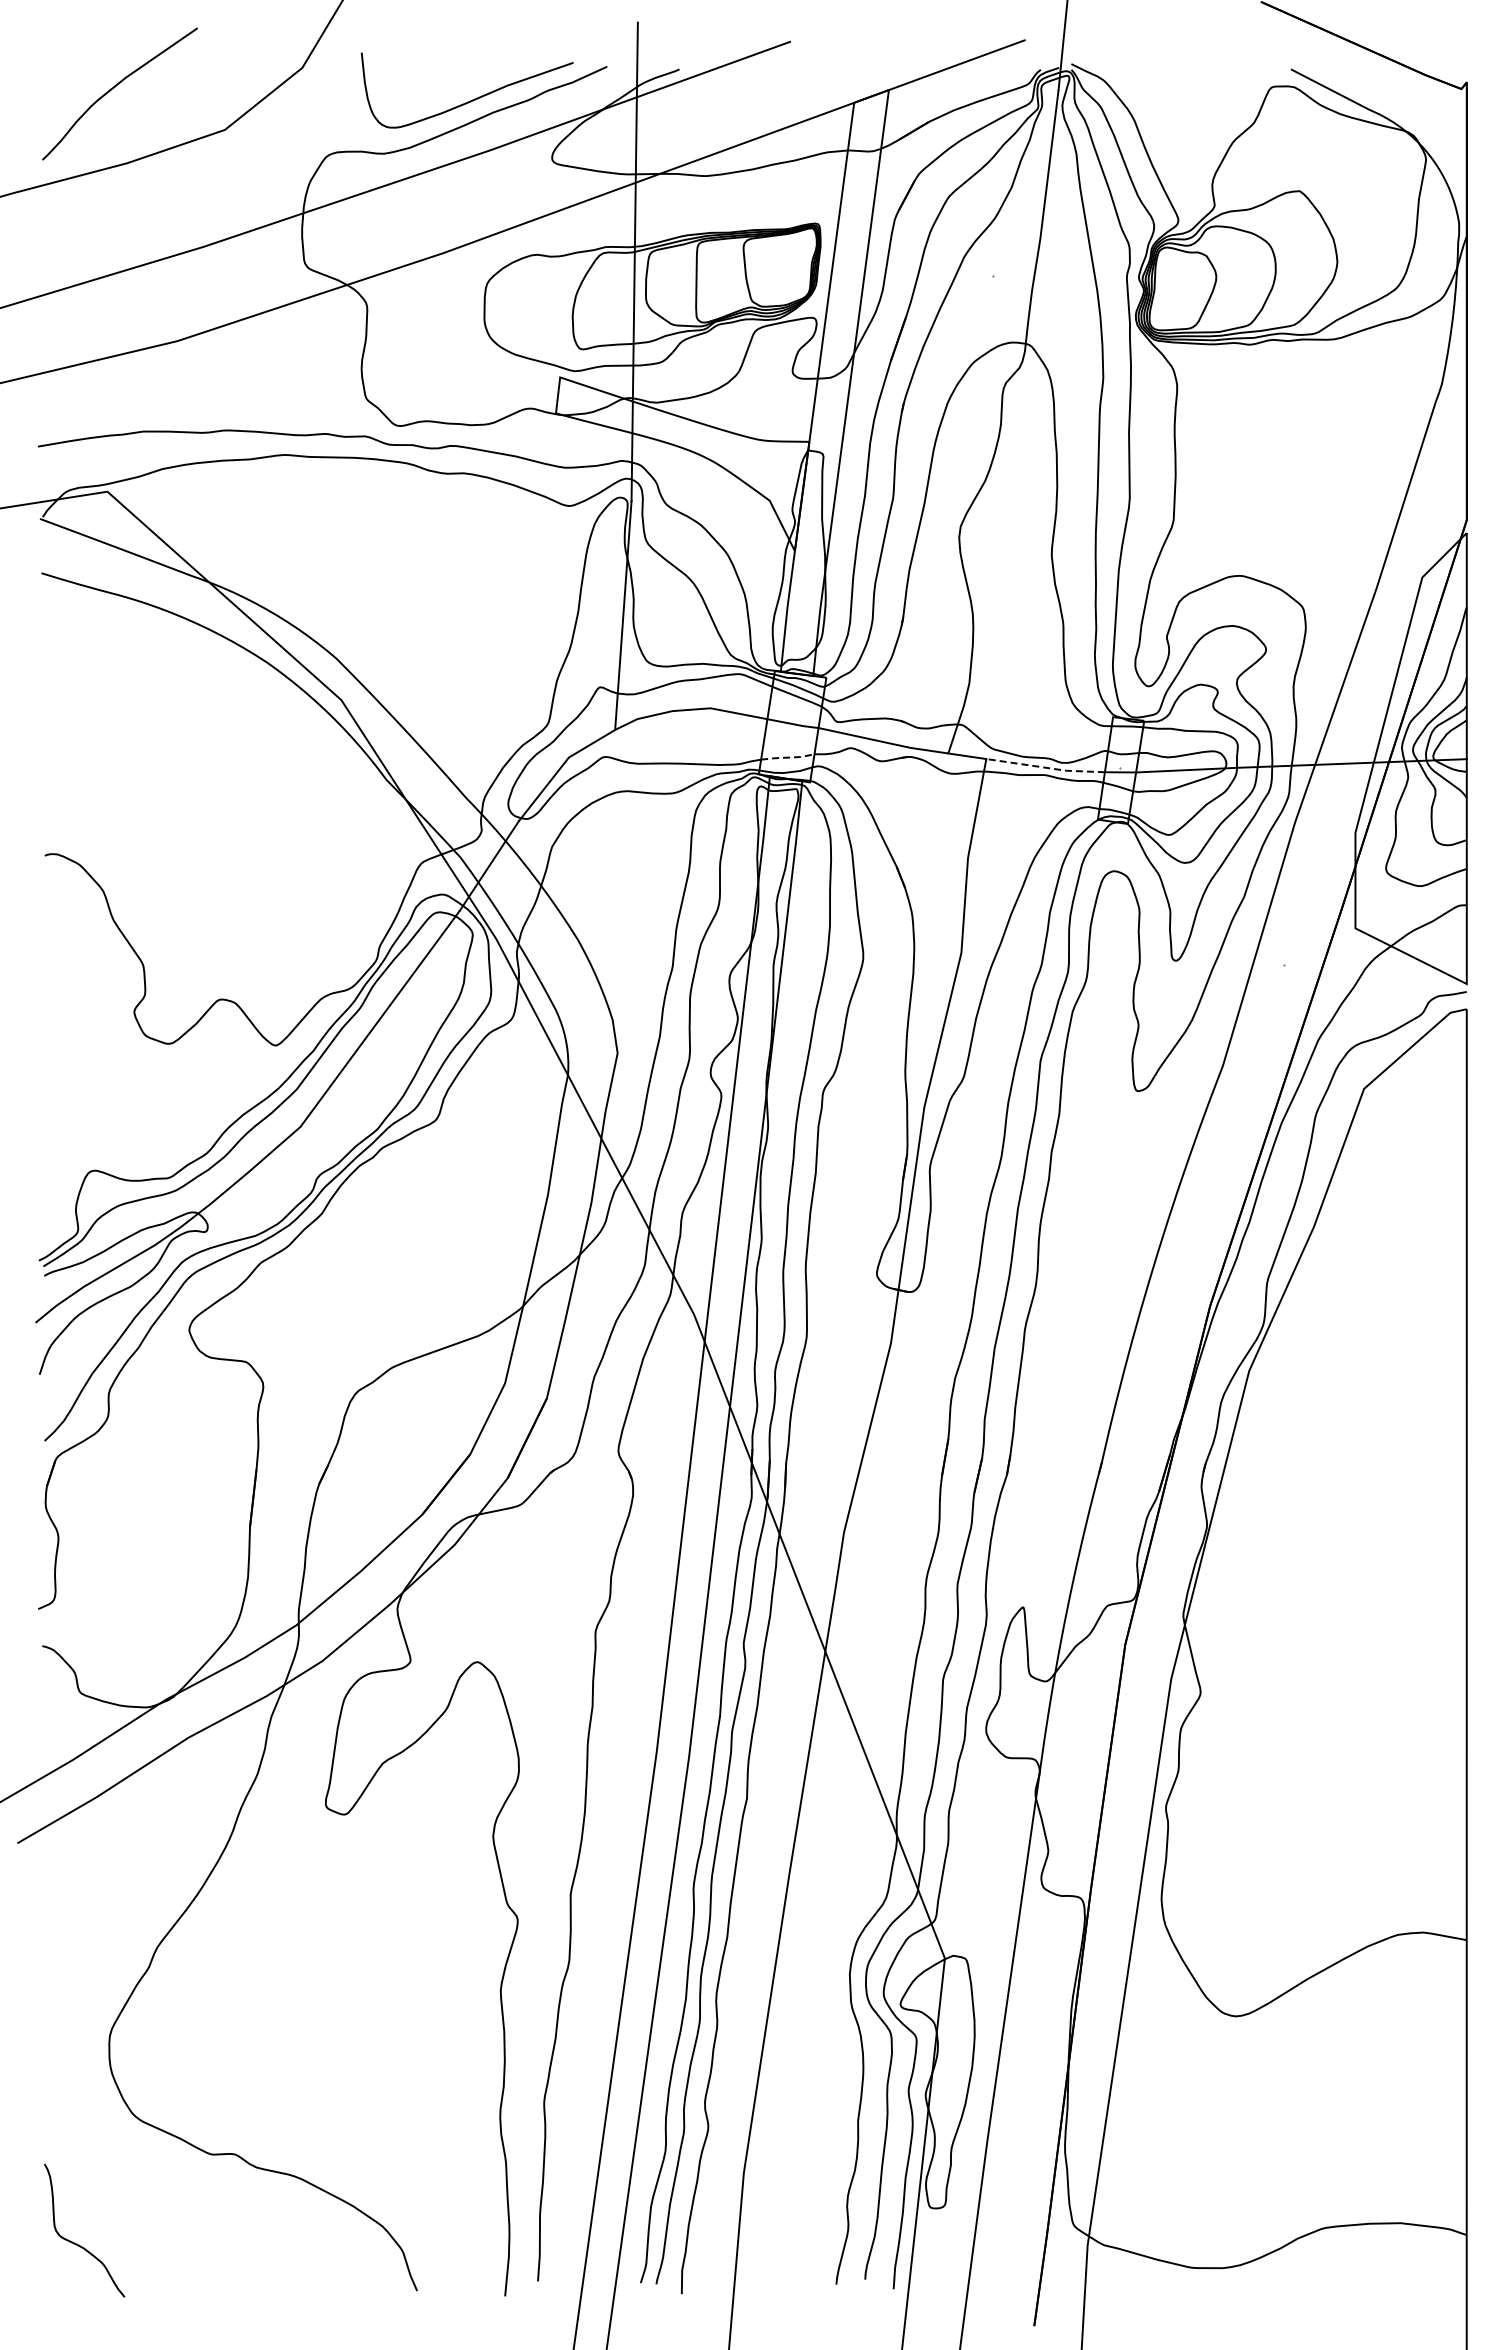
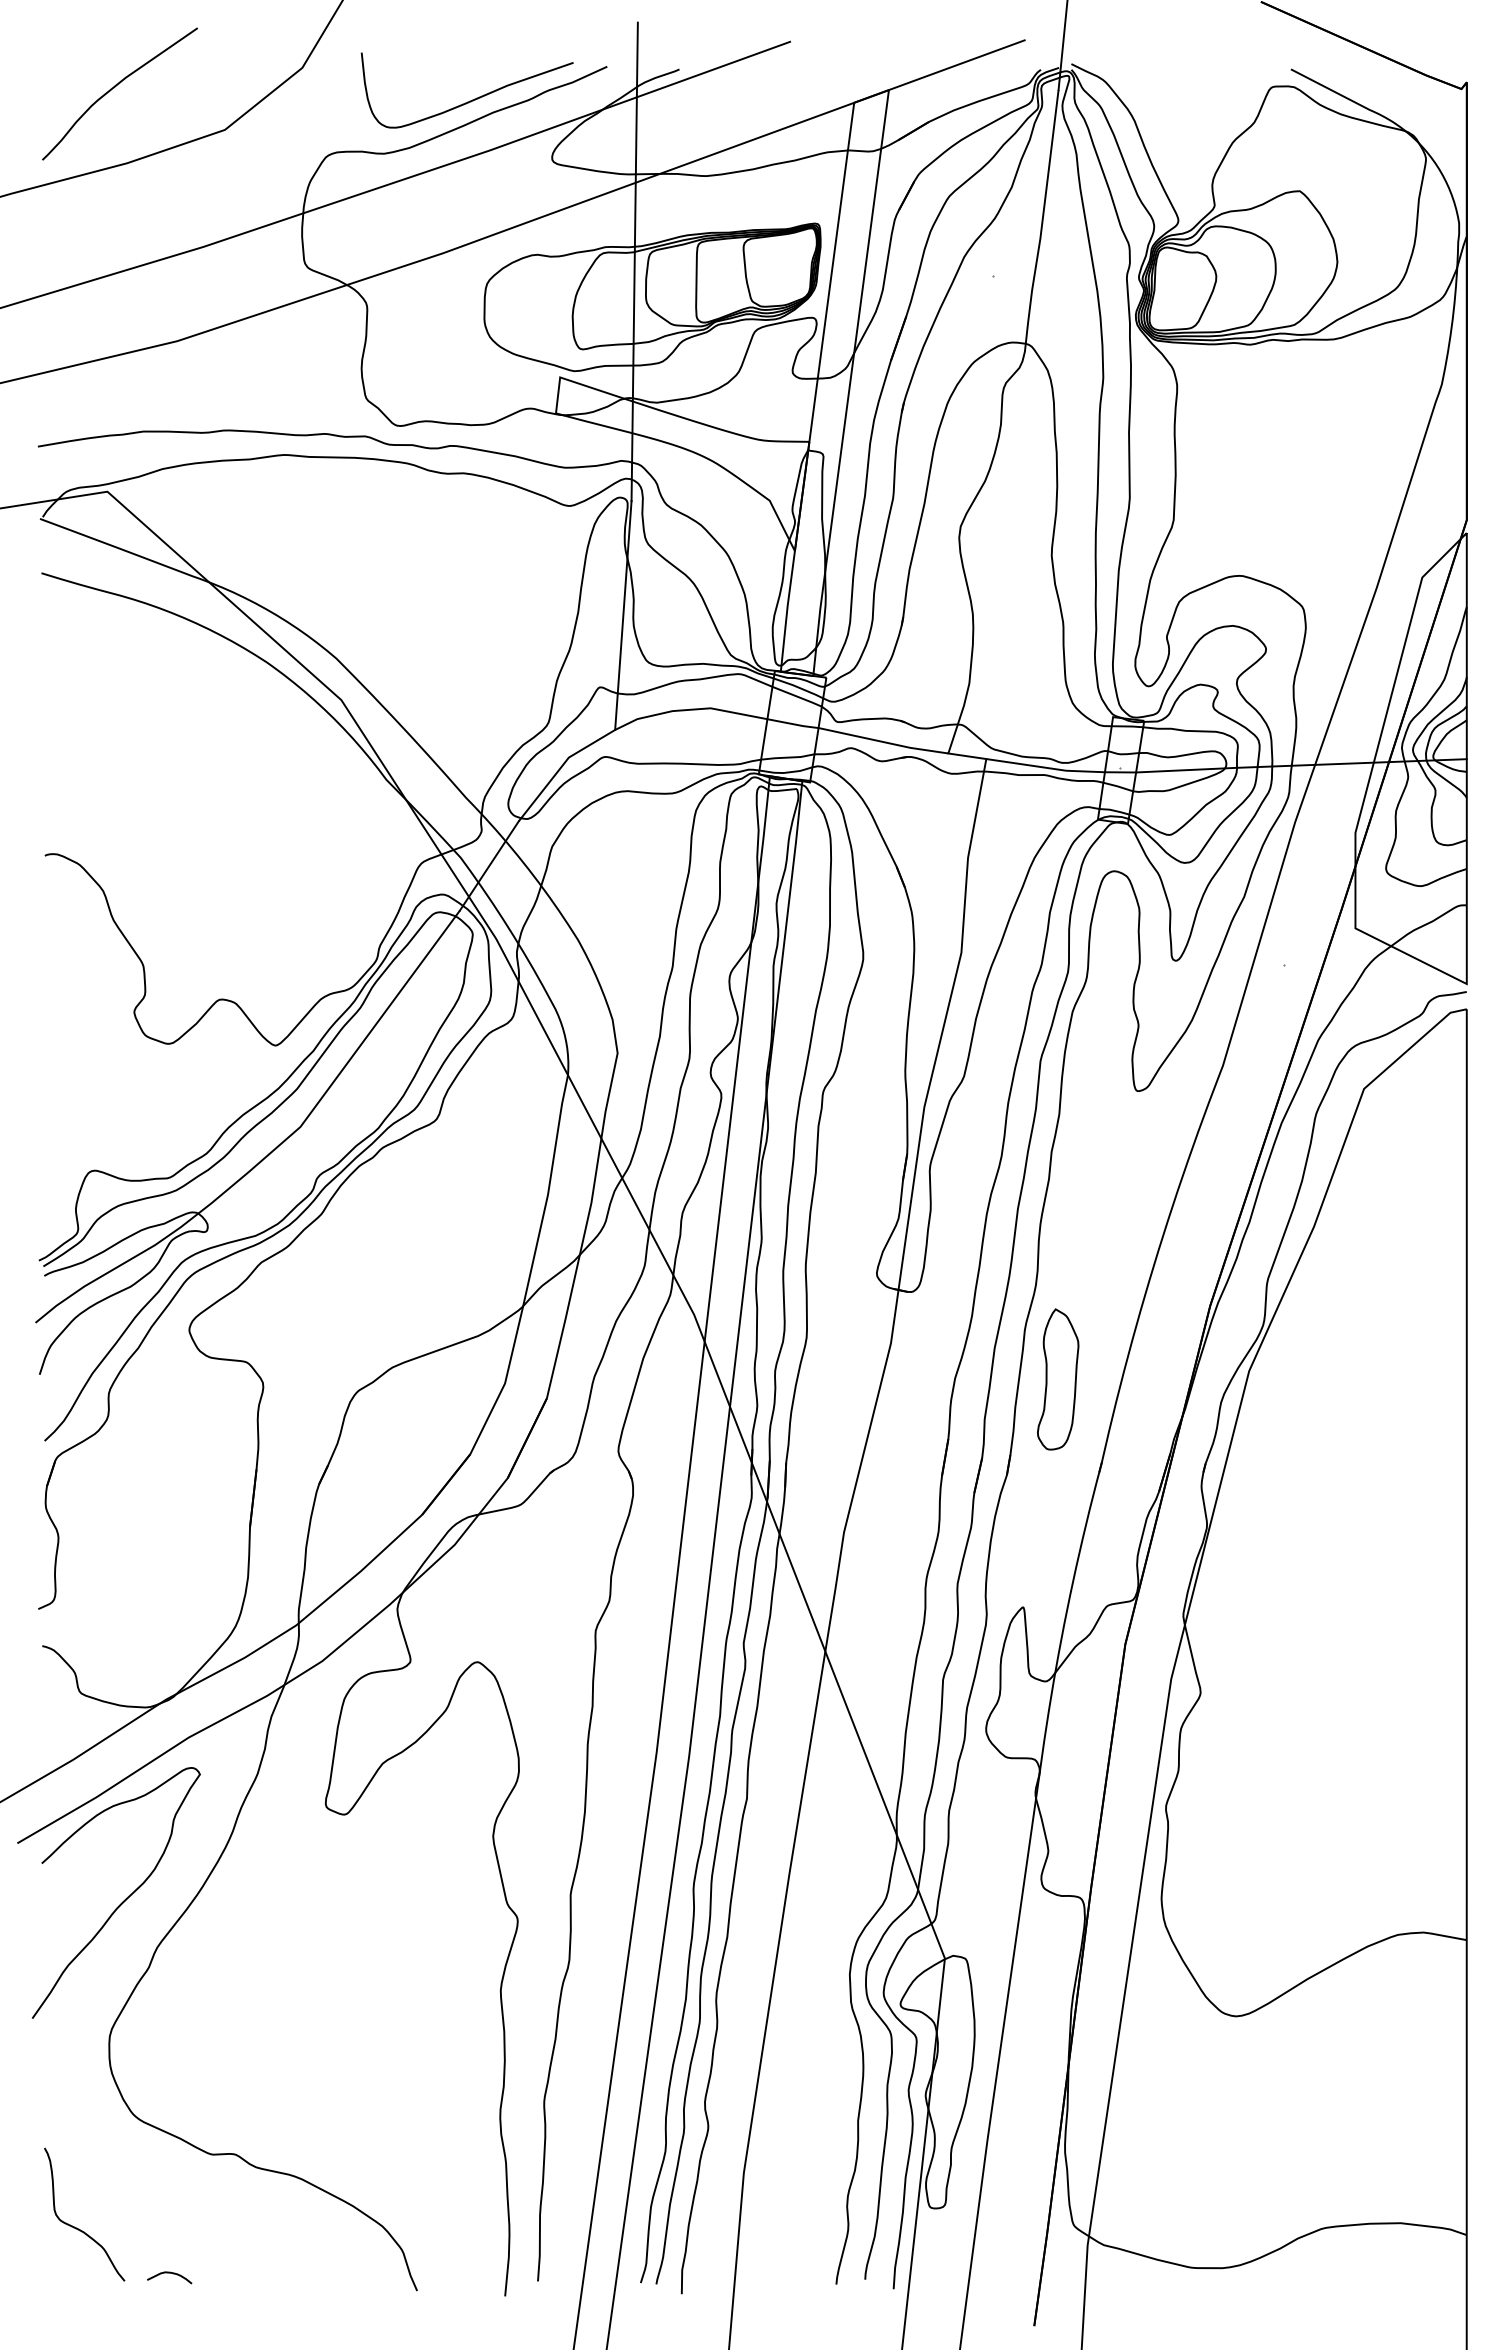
line: dashed -> solid (787, 757)
line: dashed -> solid (1045, 767)
part: none -> present (1058, 1379)
curve: none -> present (124, 1899)
curve position: (78, 2244) -> (78, 2228) (78, 2228)
curve: none -> present (169, 2273)
